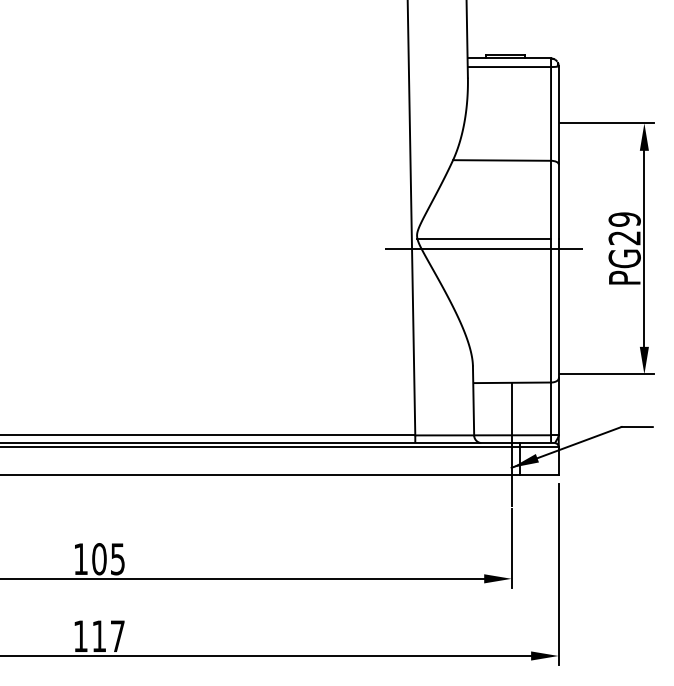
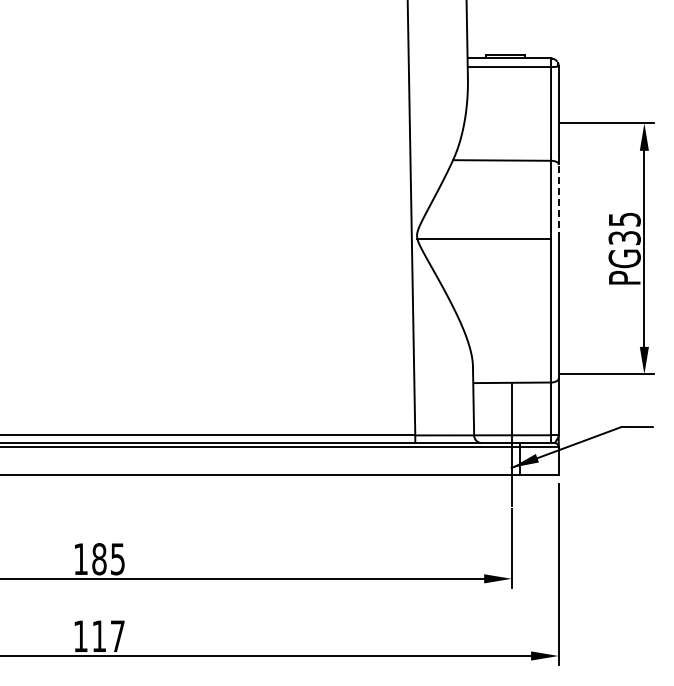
line: solid -> dashed (558, 201)
text: PG29 -> PG35 (624, 228)
line: present -> none (483, 248)
text: 105 -> 185 (99, 559)
